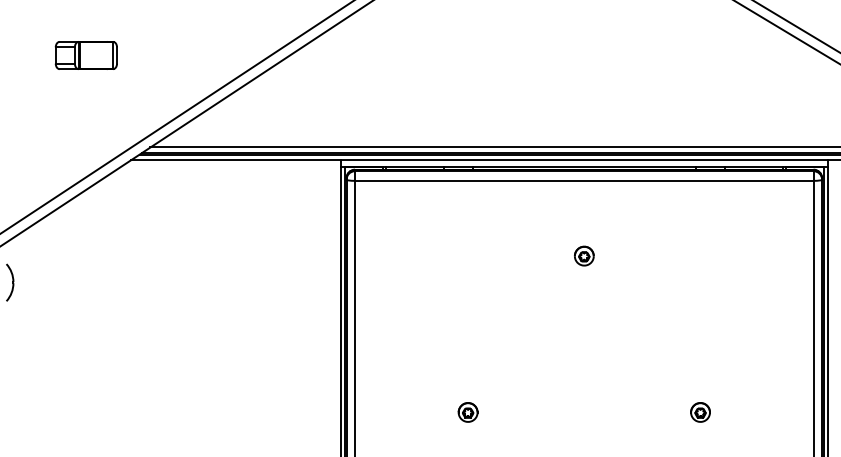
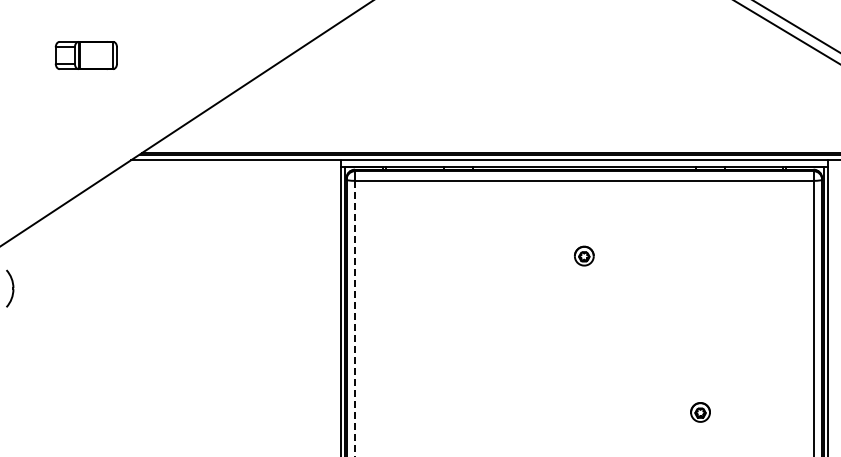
line: present -> none (176, 117)
line: present -> none (493, 147)
part position: (10, 282) -> (10, 288) (10, 288)
line: solid -> dashed (355, 318)
part: present -> none (467, 412)
